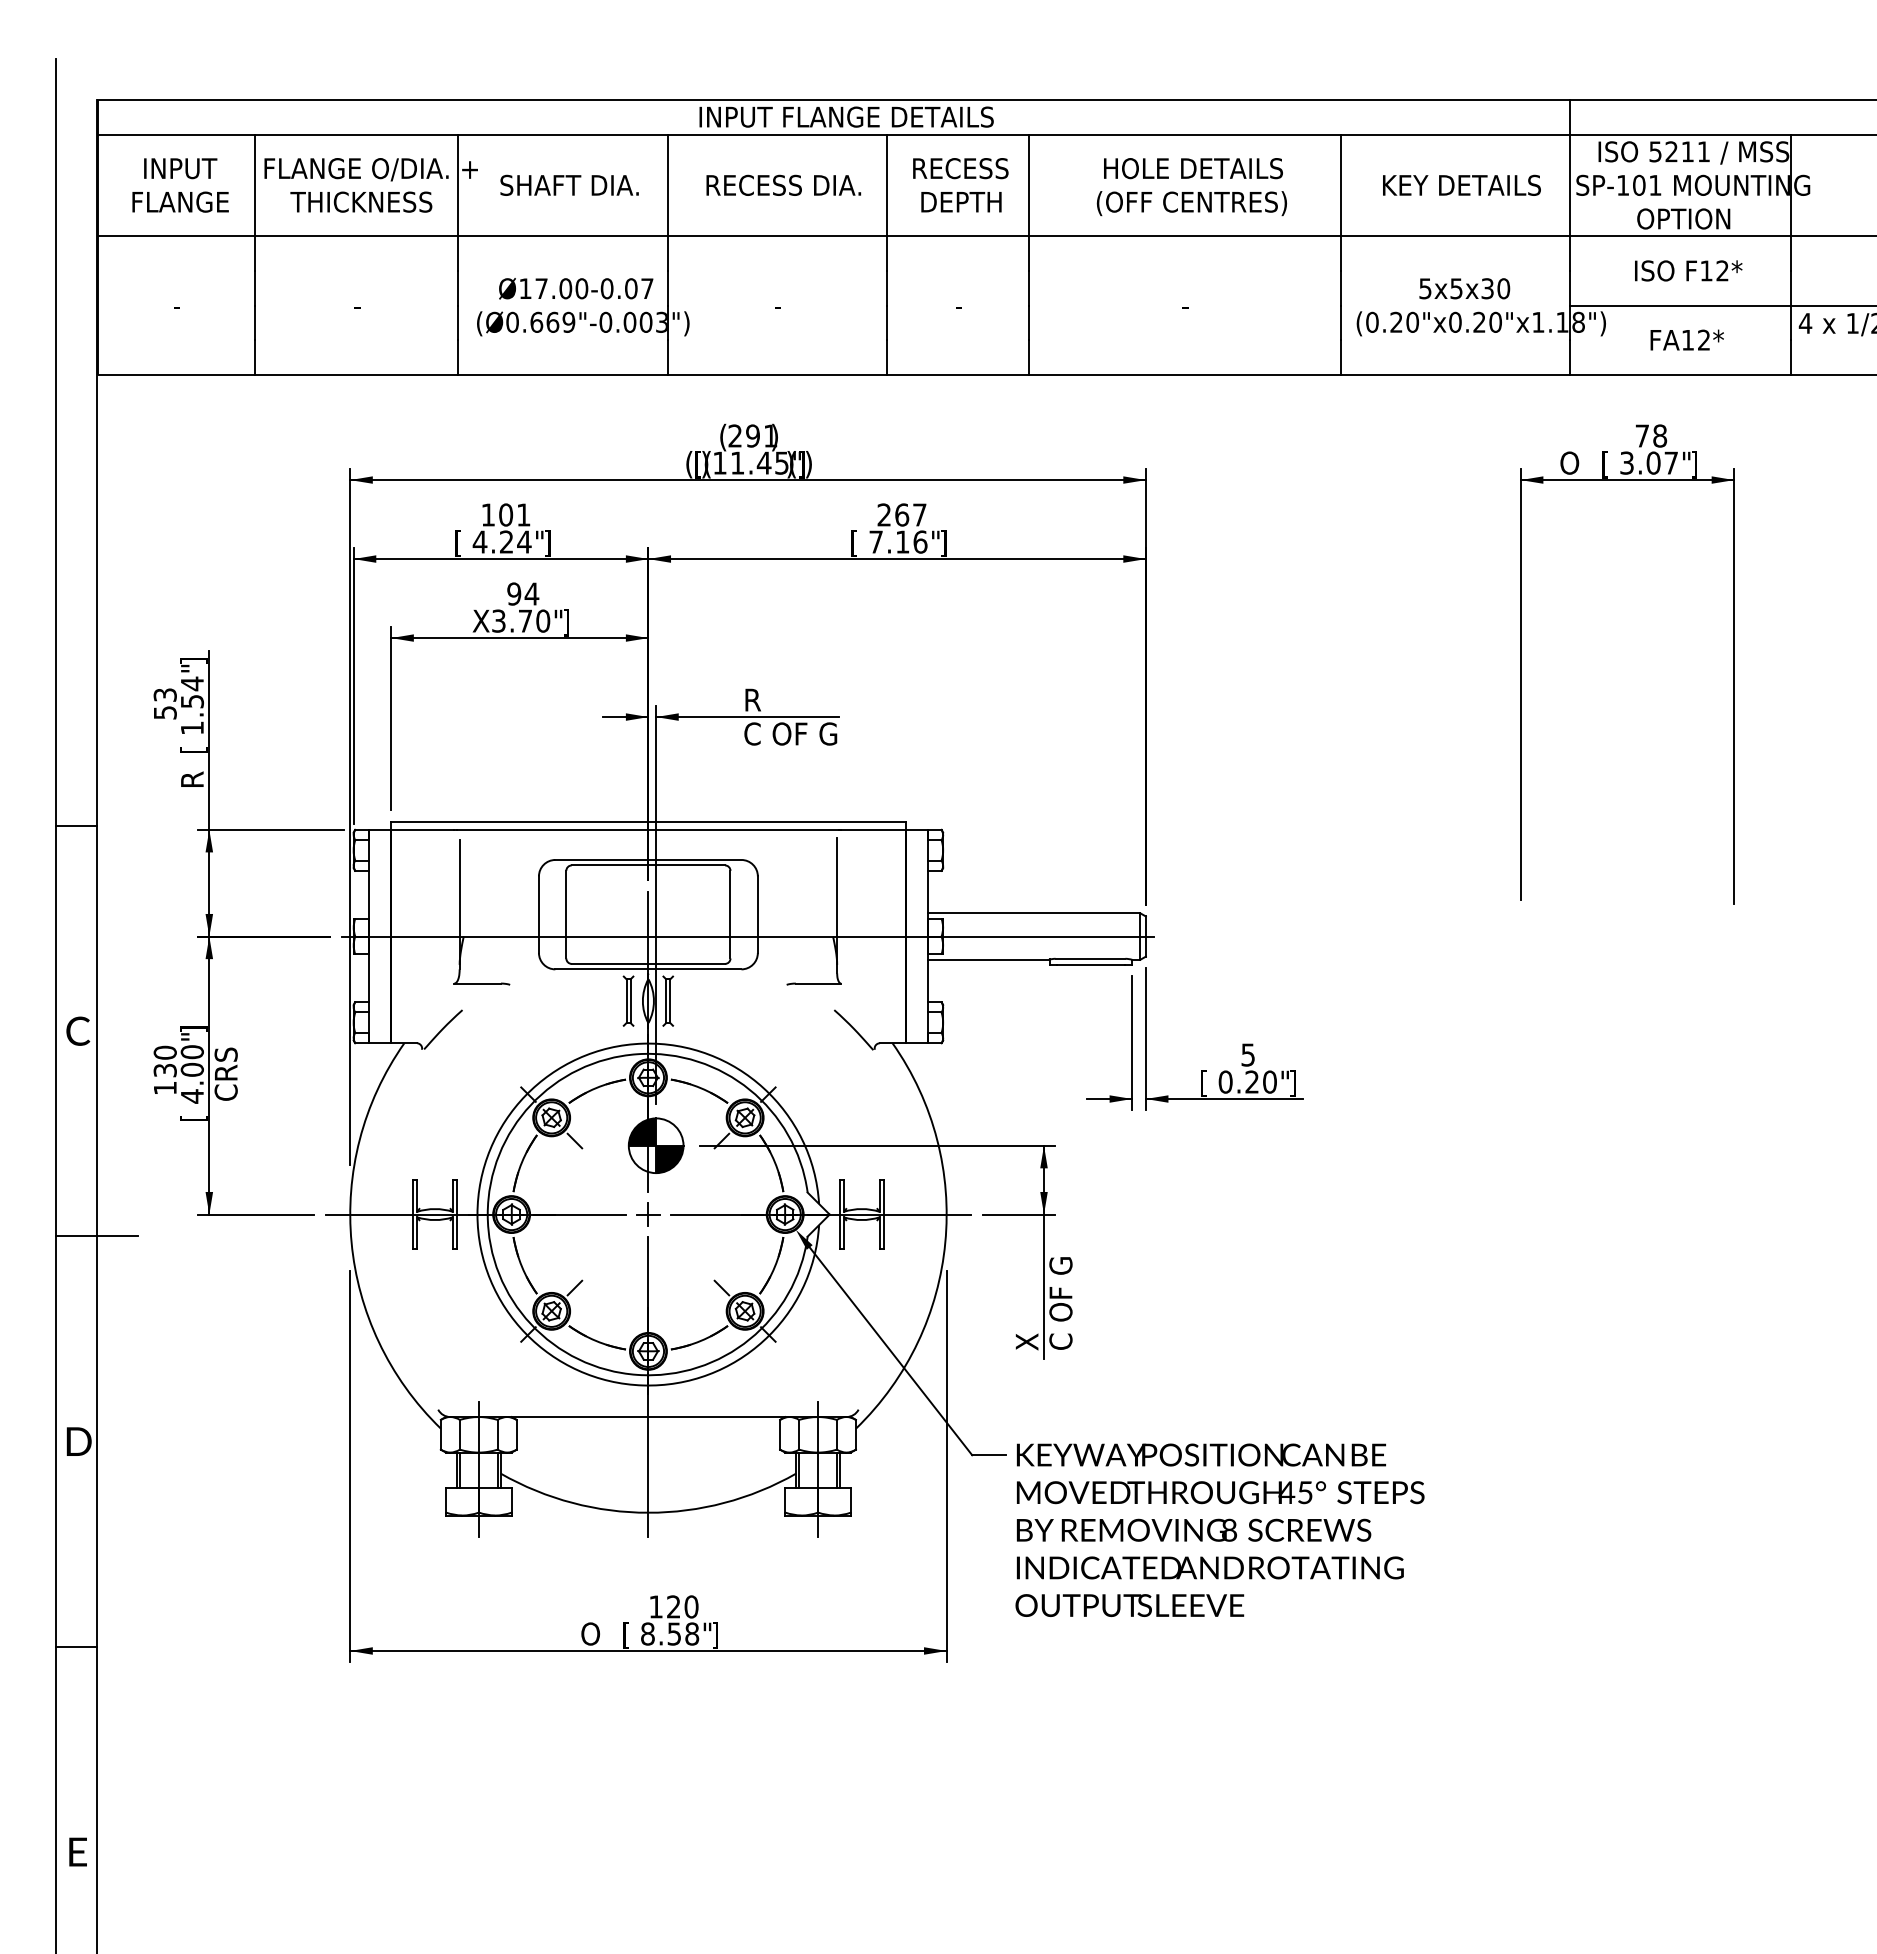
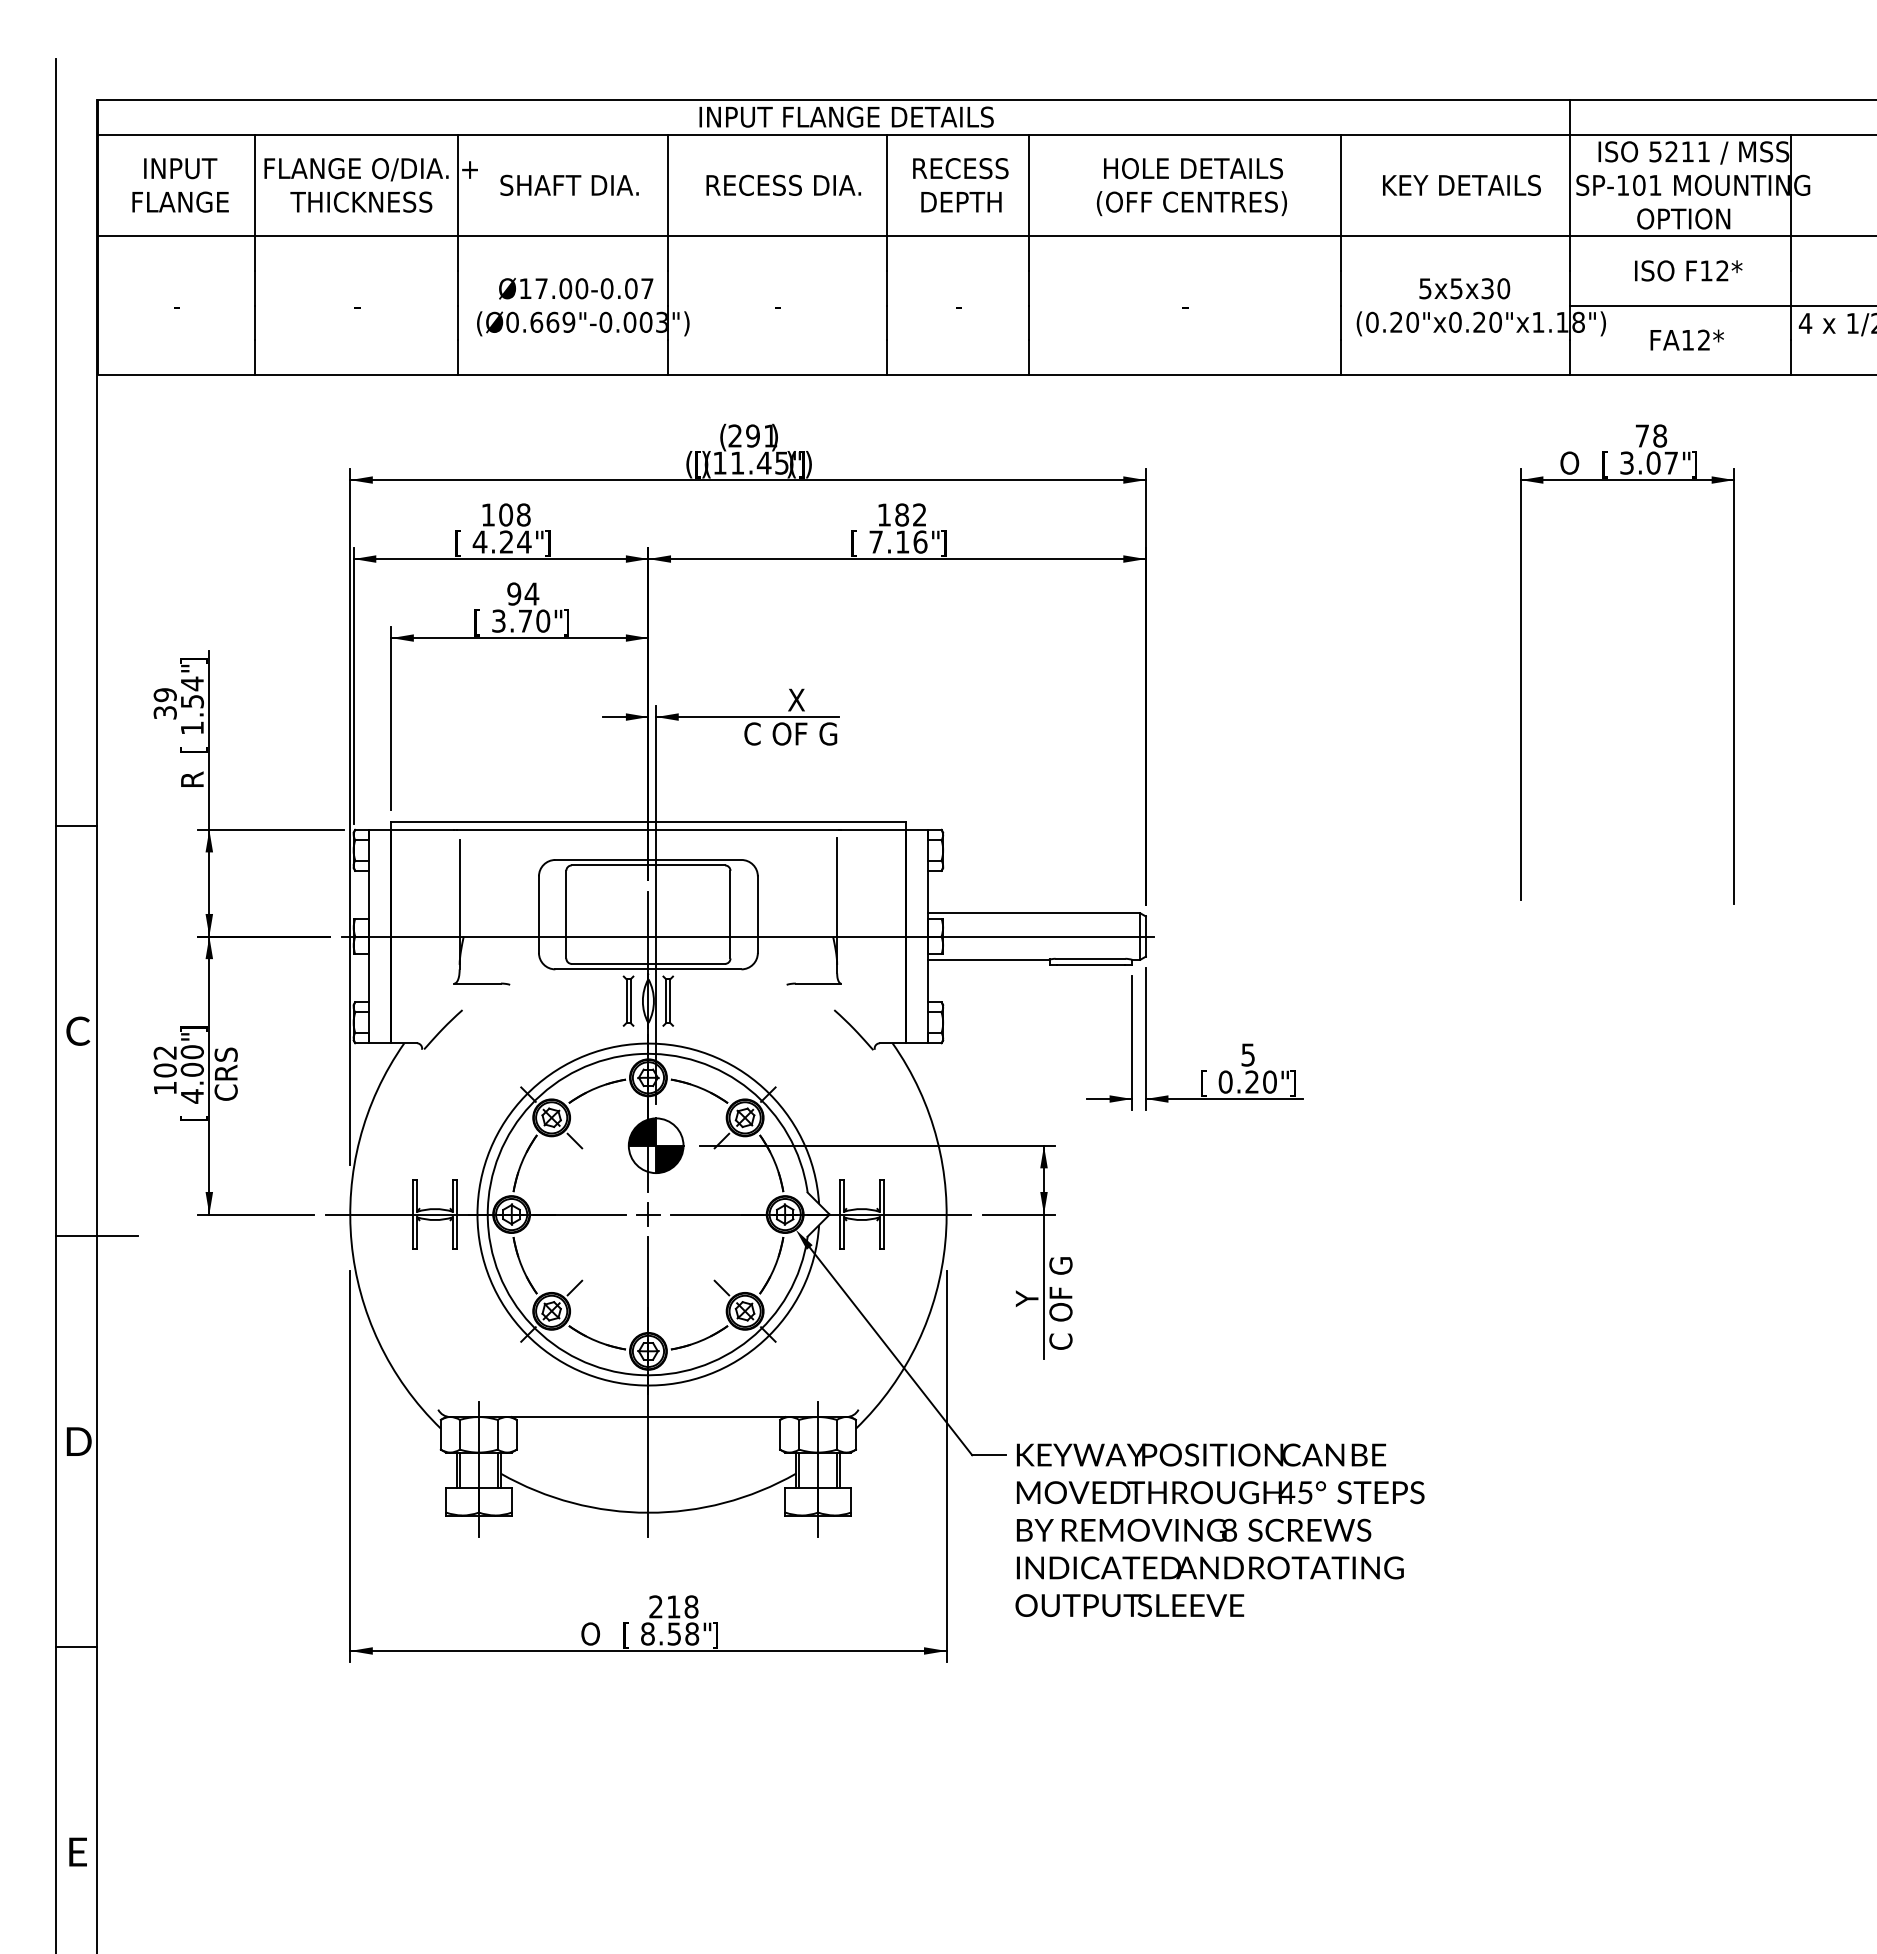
text: 101 -> 108 (523, 514)
text: 267 -> 182 (901, 514)
text: X -> [ (480, 622)
text: R -> X (774, 699)
text: 53 -> 39 (164, 703)
text: 130 -> 102 (164, 1061)
text: X -> Y (1026, 1320)
text: 120 -> 218 (673, 1606)
